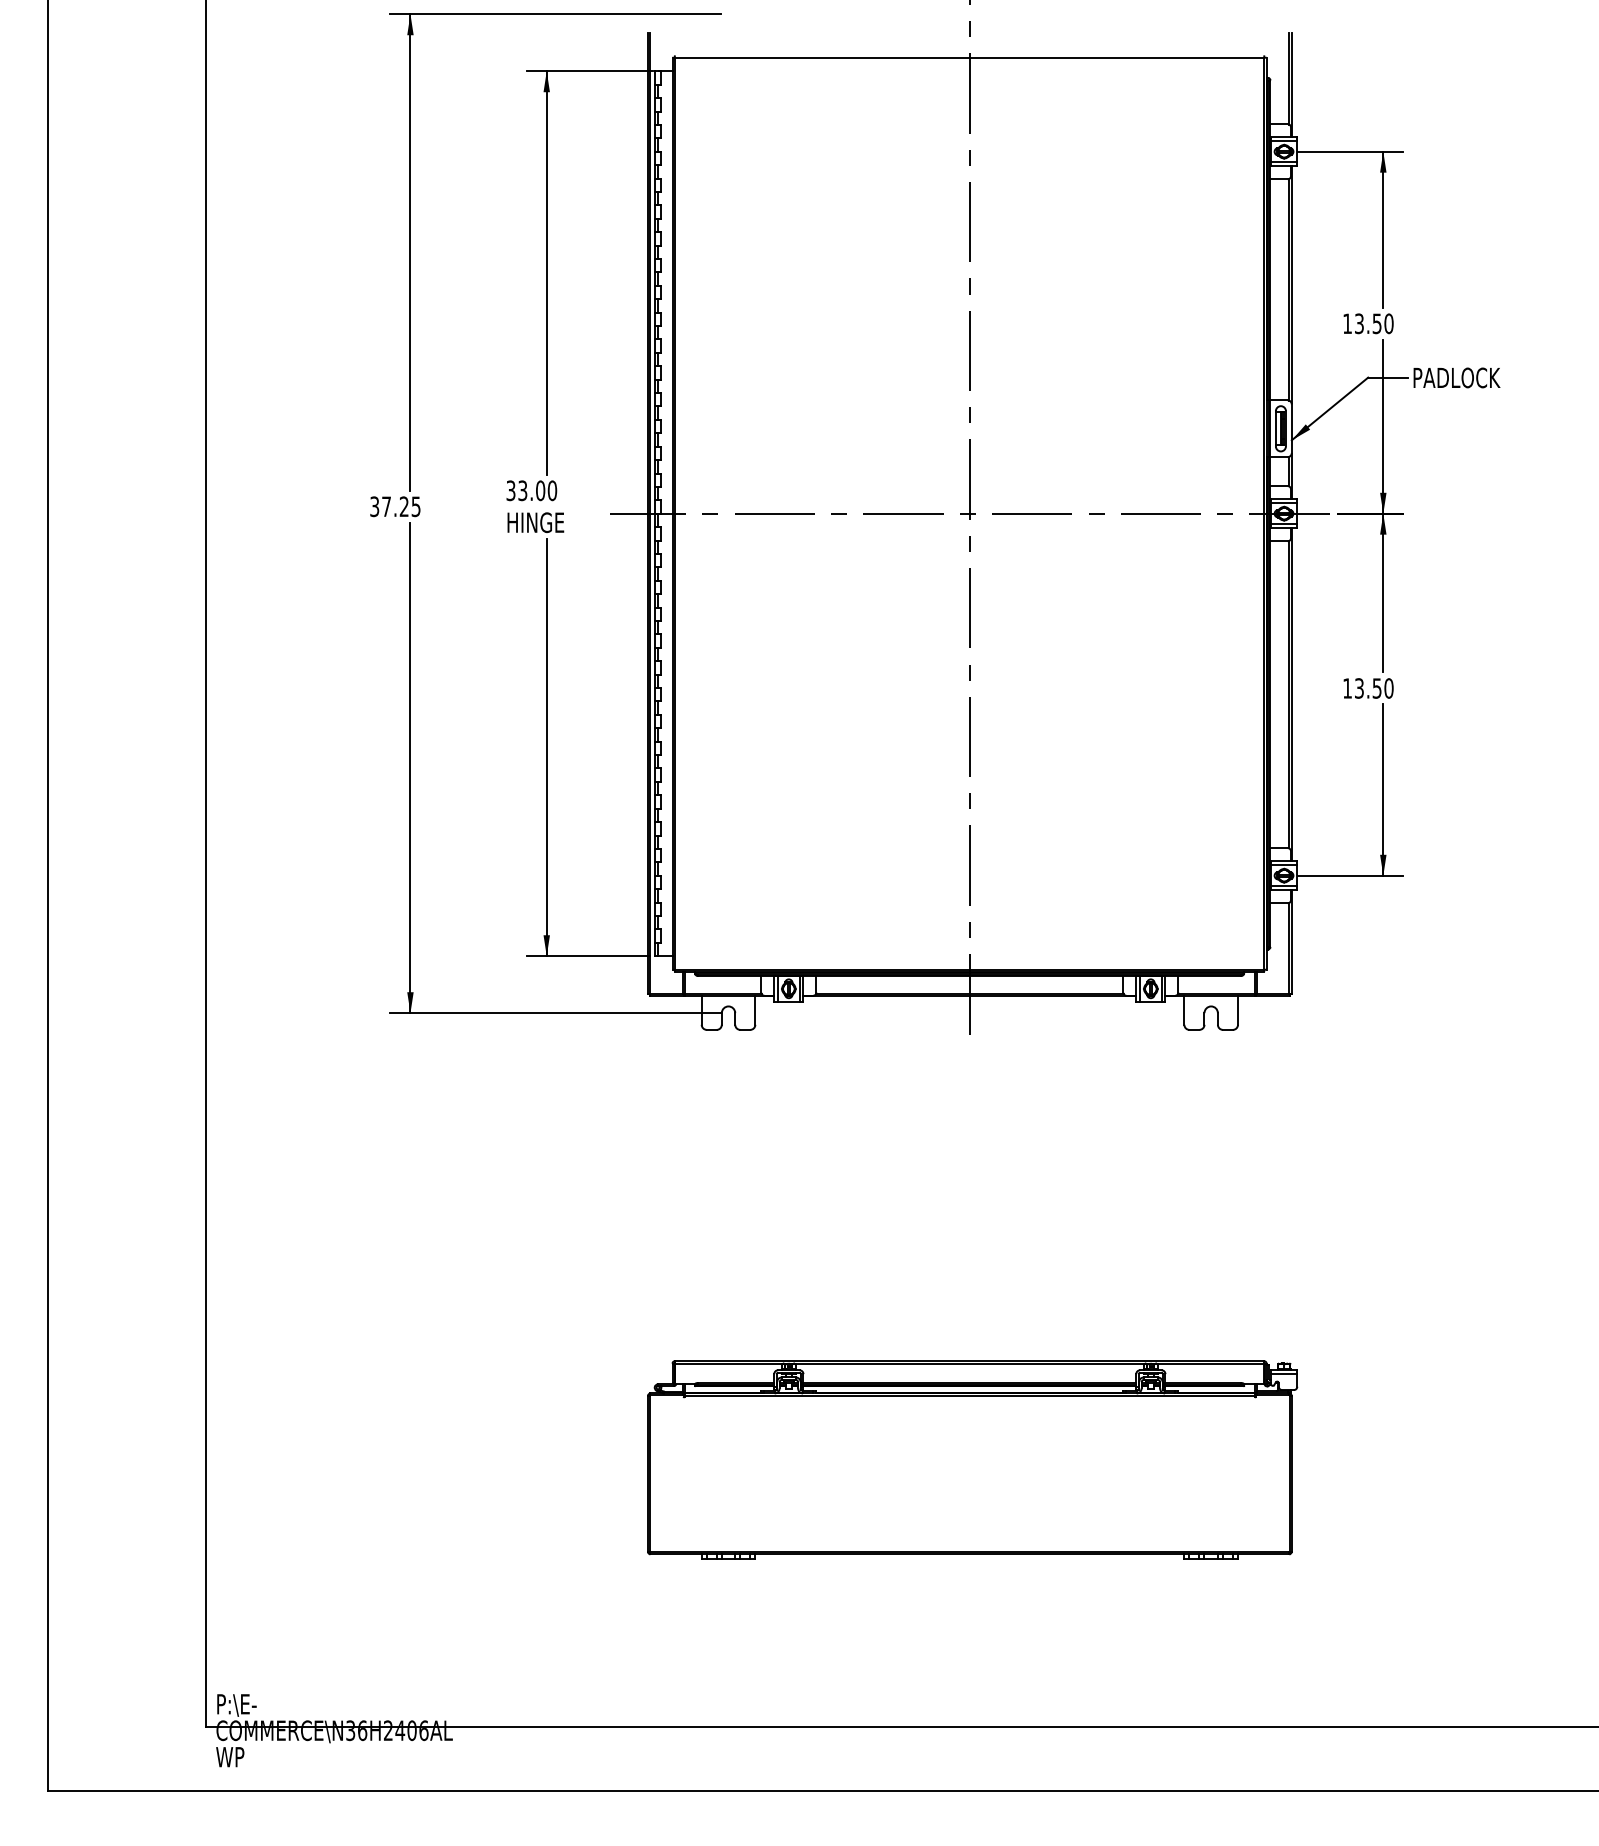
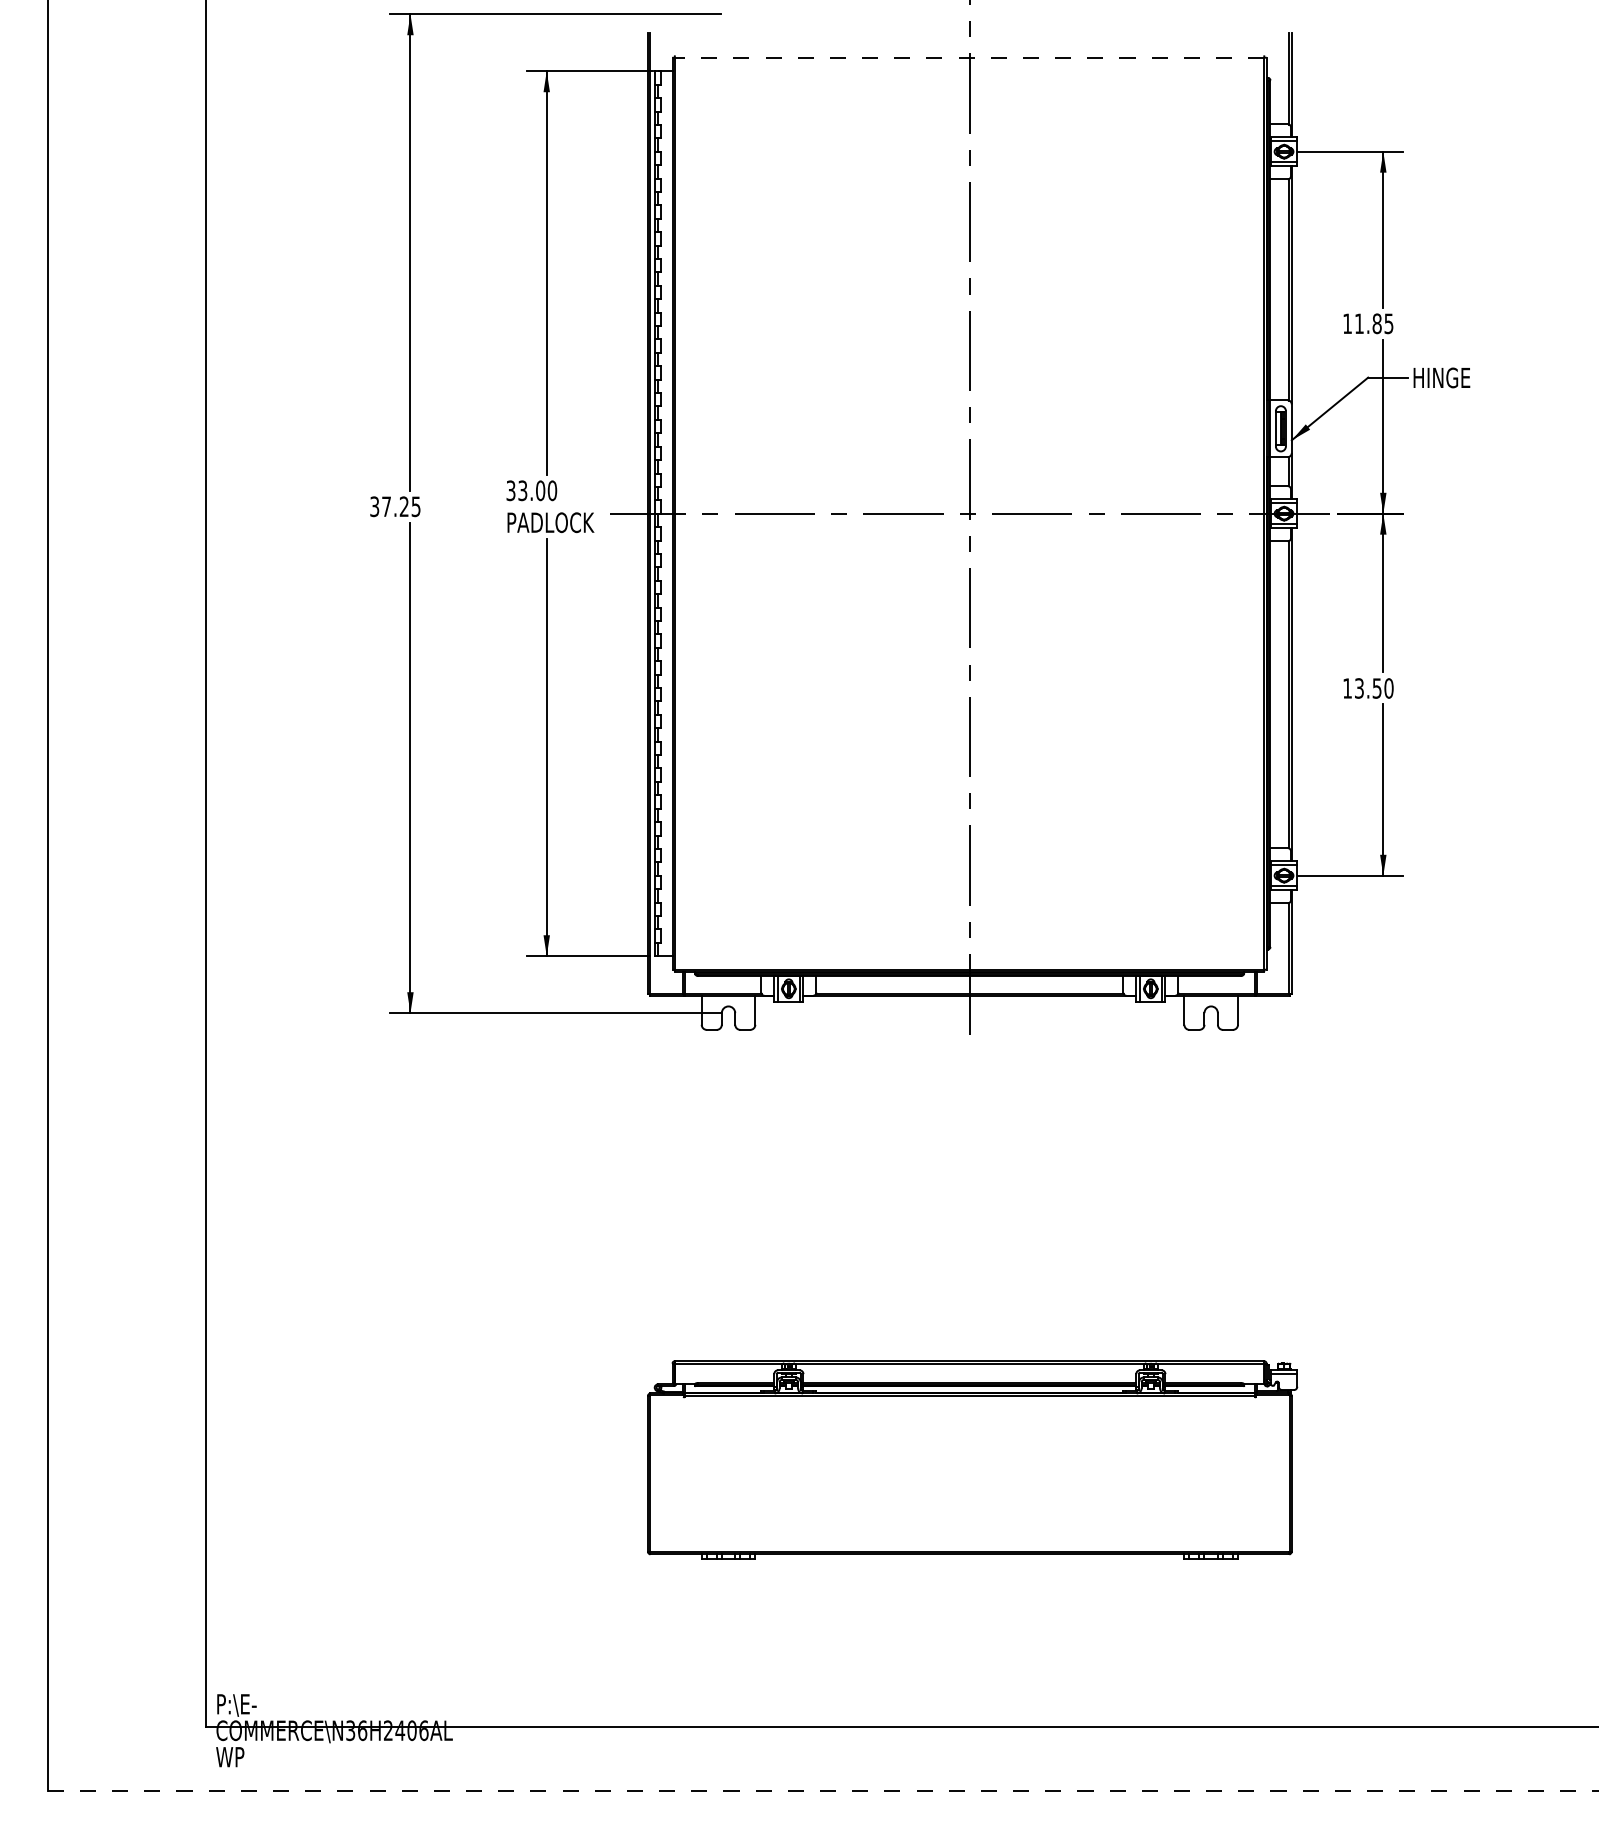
line: solid -> dashed (969, 57)
text: 13.50 -> 11.85 (1374, 323)
text: PADLOCK -> HINGE (1457, 377)
text: HINGE -> PADLOCK (551, 522)
line: solid -> dashed (823, 1790)
